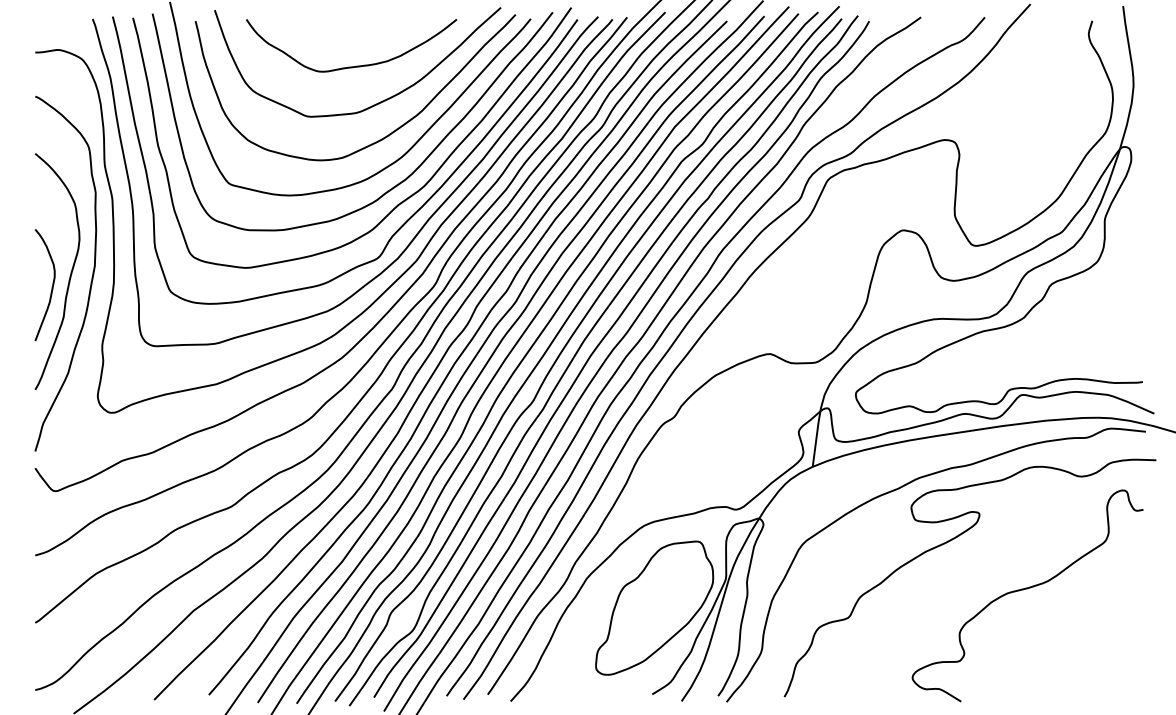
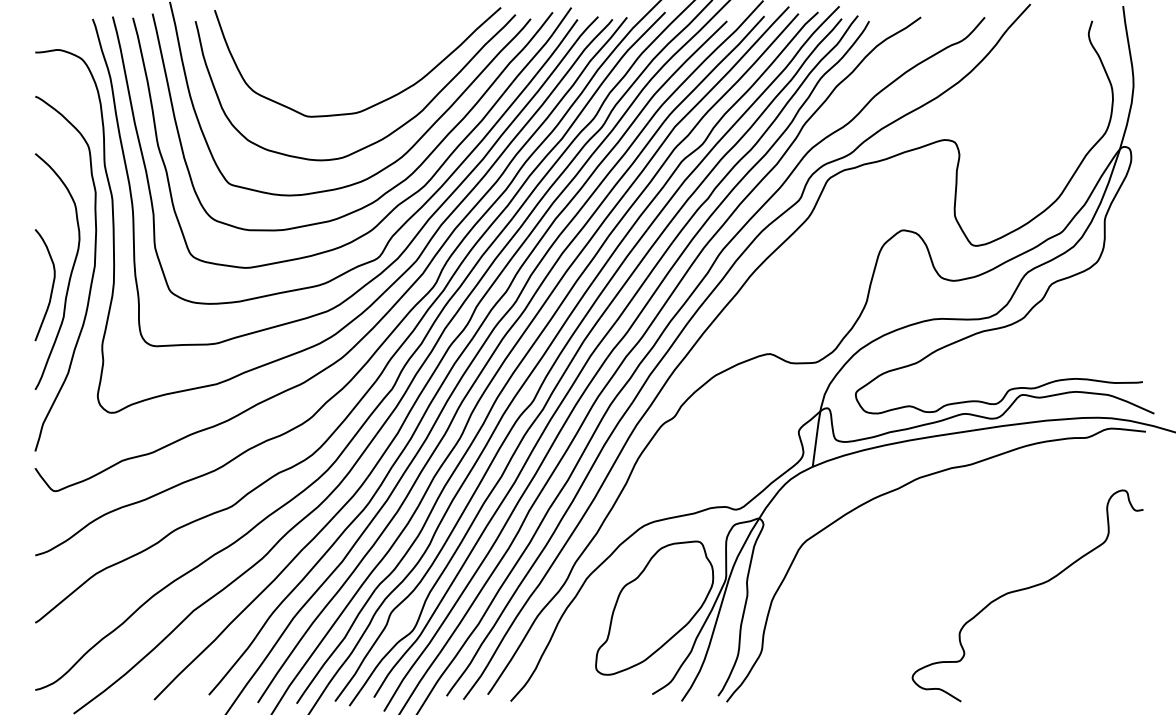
curve: present -> none (356, 65)
curve: present -> none (950, 541)
